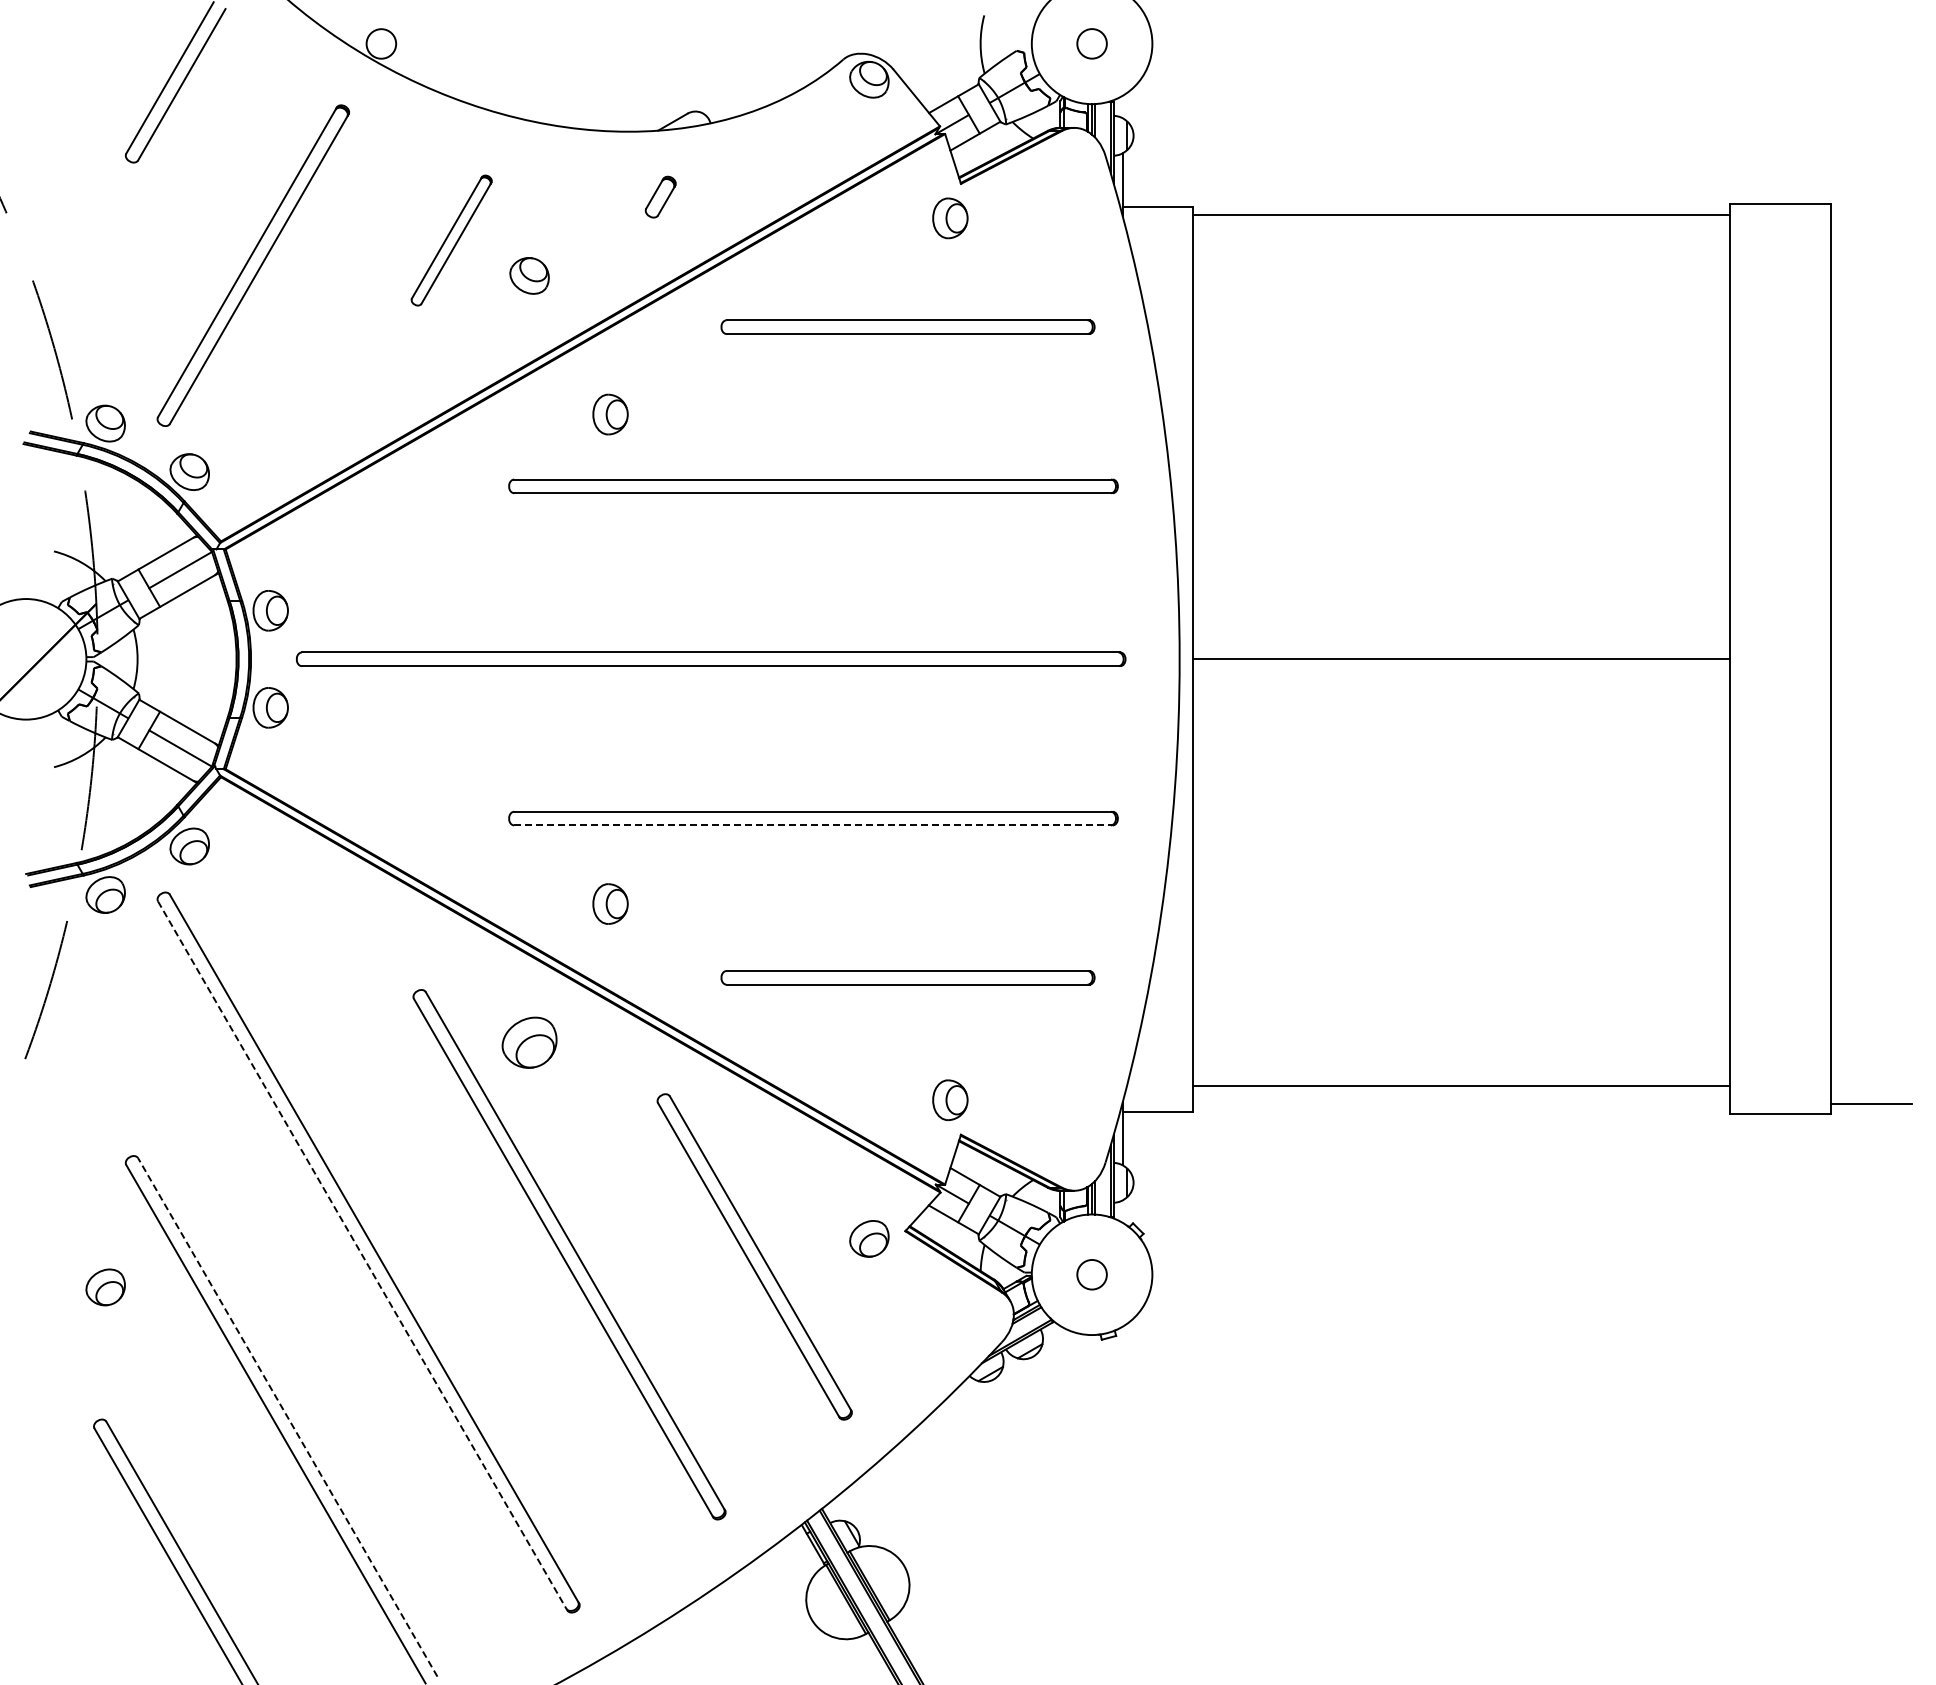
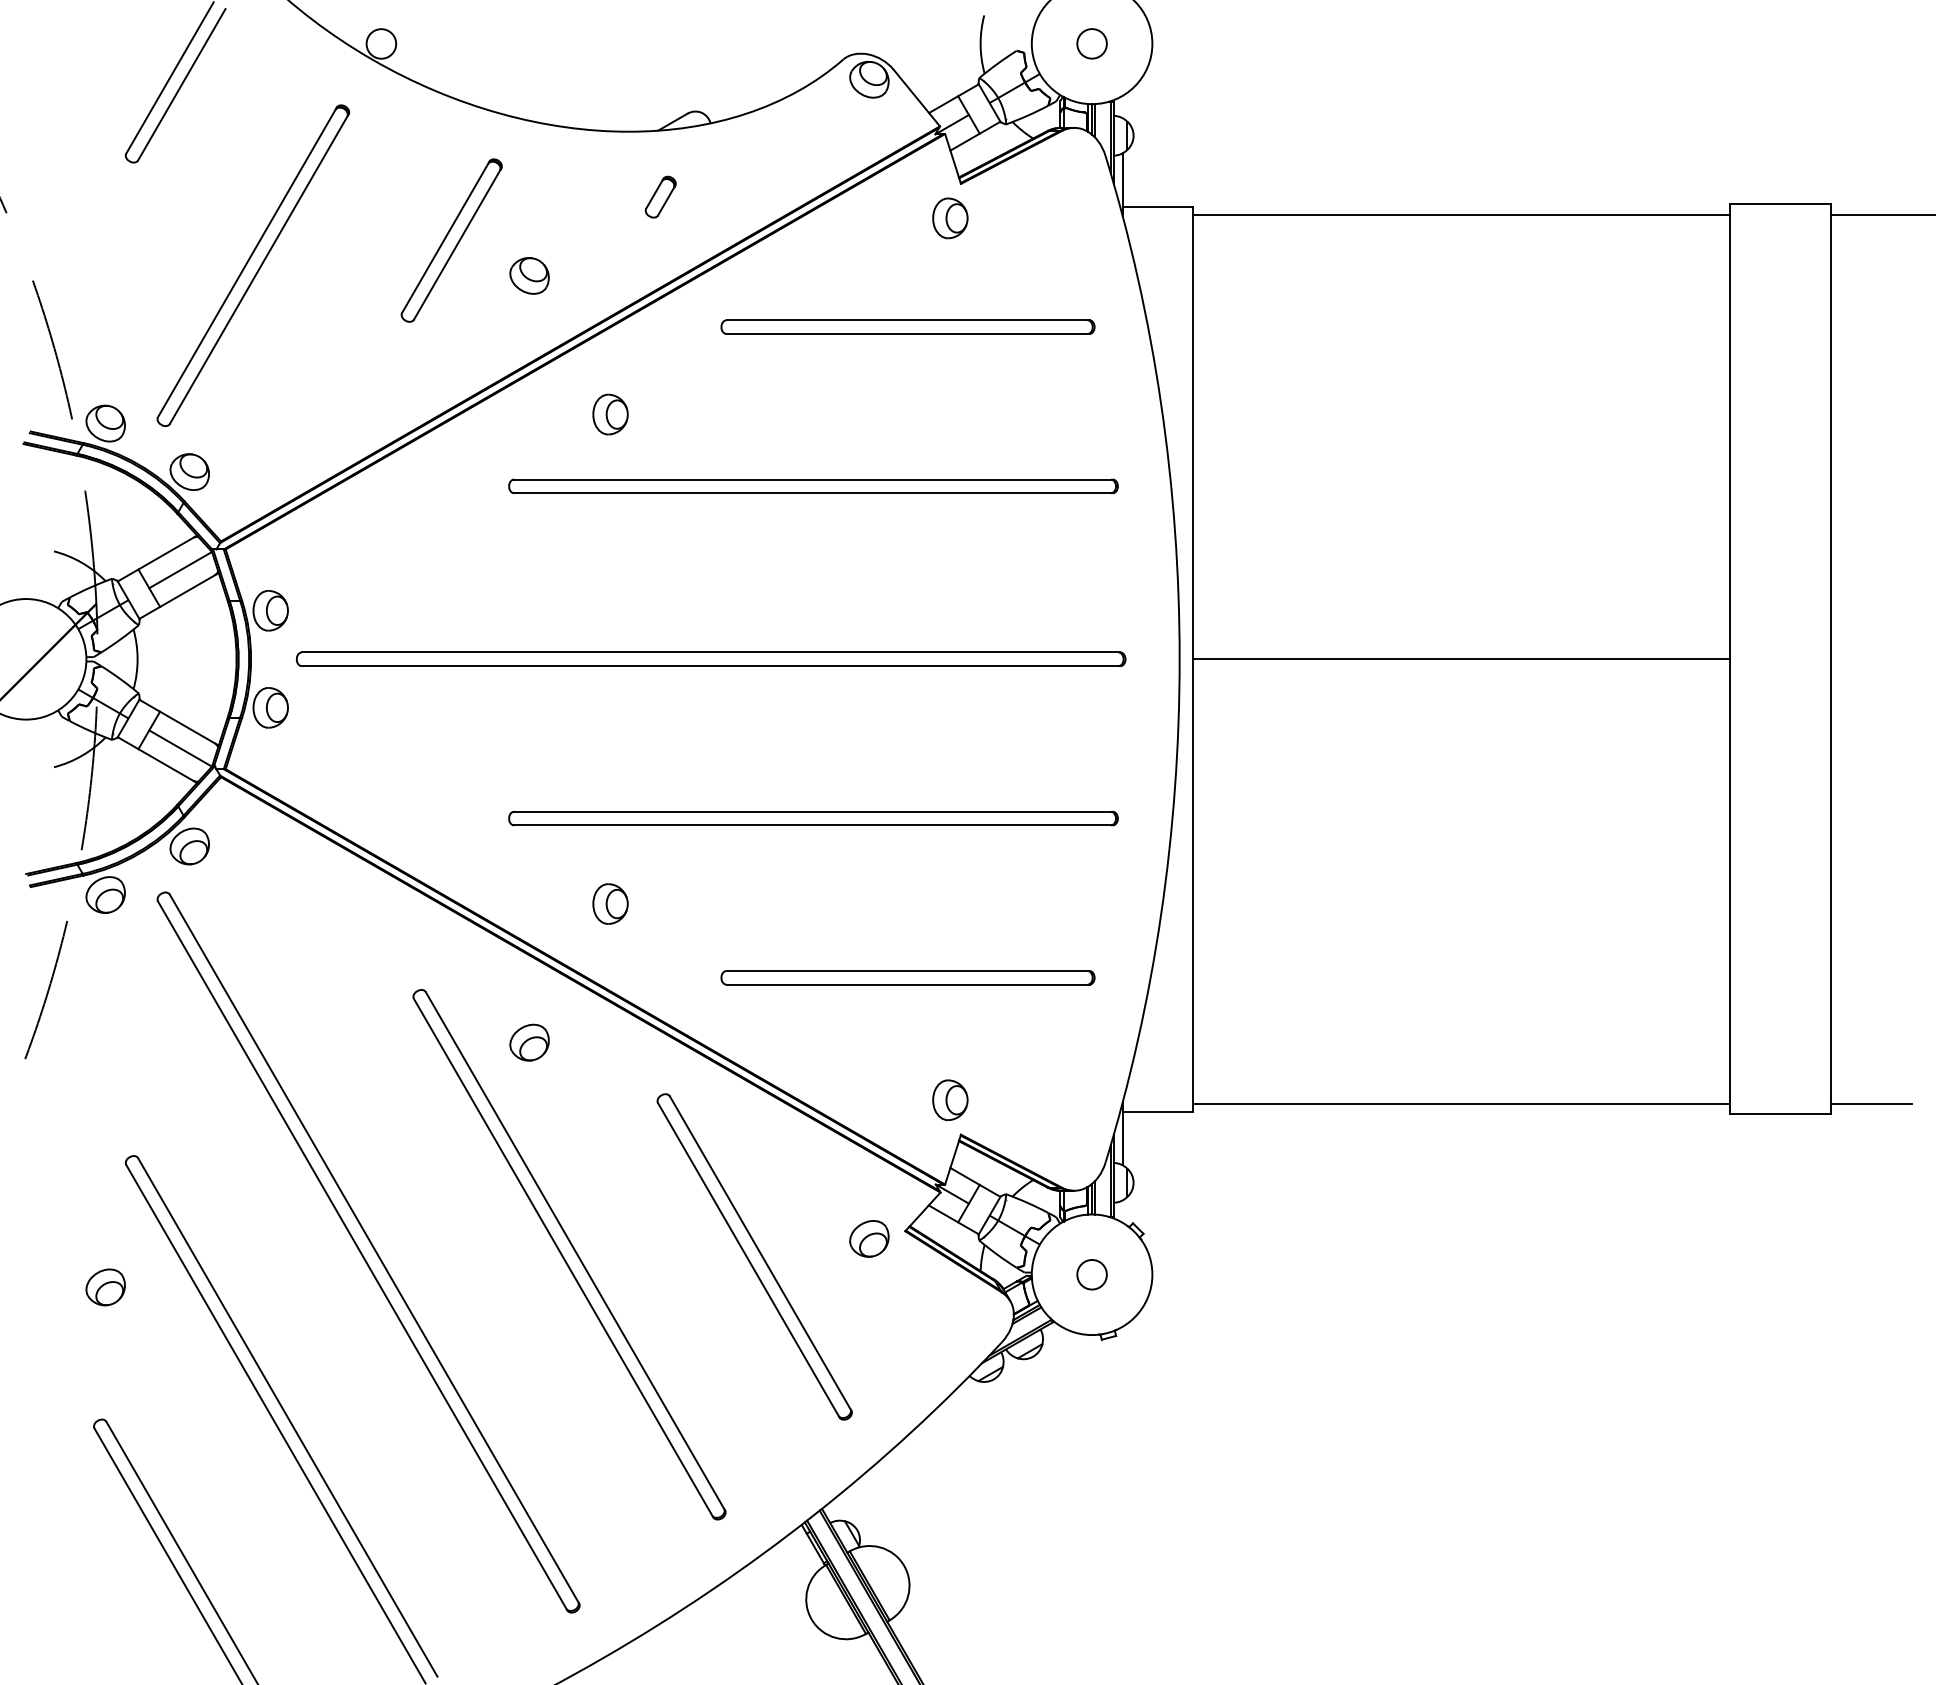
line: none -> present (1881, 215)
part size: 83x133 px -> 103x165 px (451, 240)
line: dashed -> solid (814, 825)
part size: 57x53 px -> 41x39 px (529, 1042)
line position: (1461, 1085) -> (1461, 1103) (1461, 1103)
line: dashed -> solid (362, 1256)
line: dashed -> solid (287, 1417)
